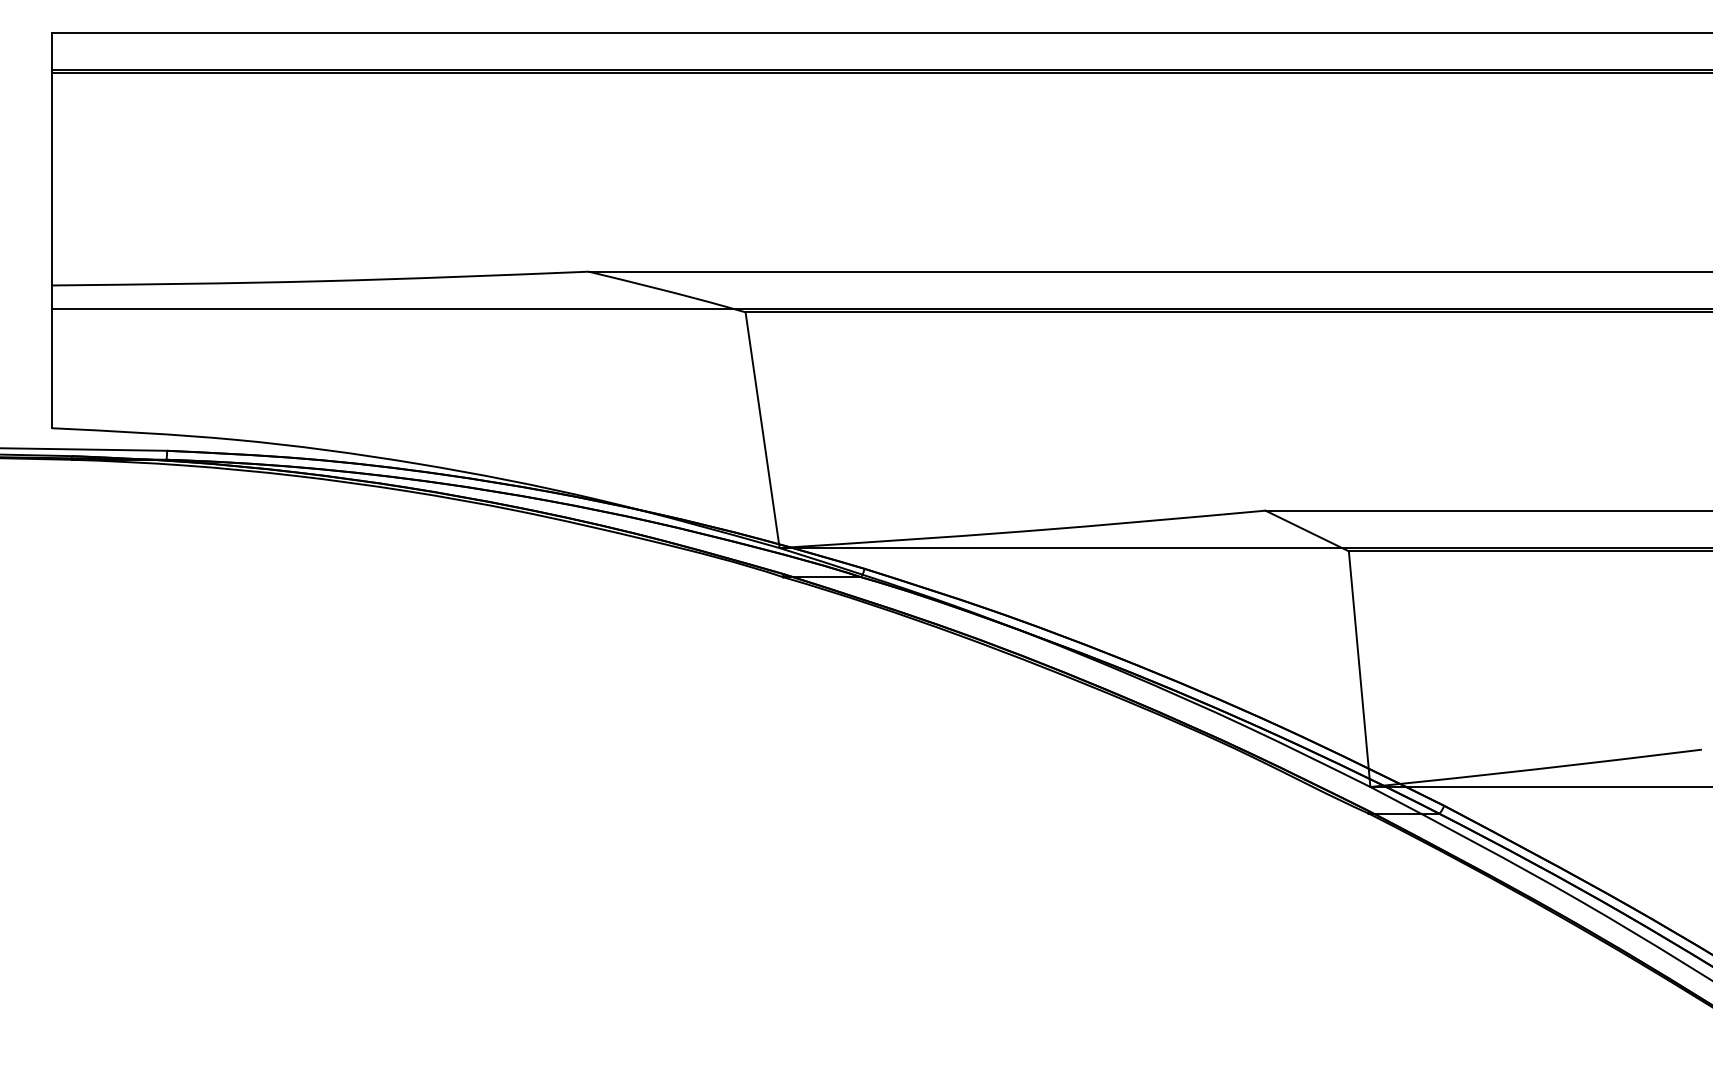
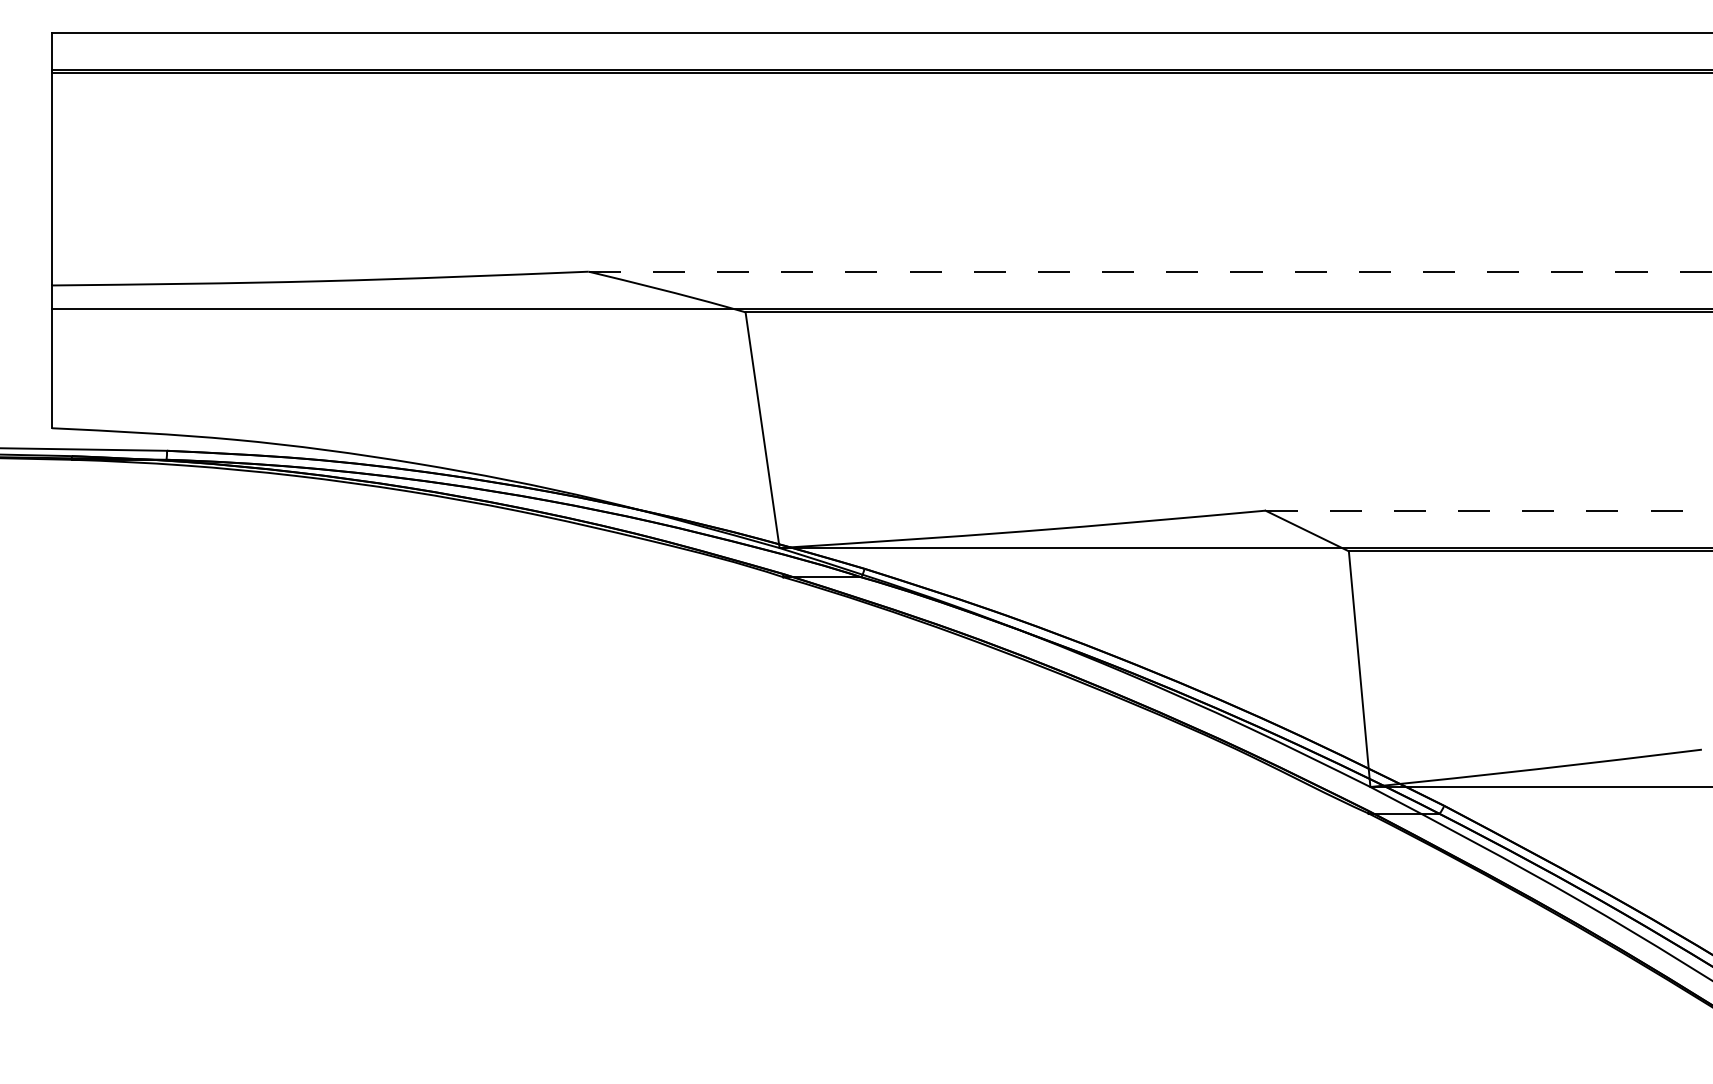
line: solid -> dashed (1150, 271)
line: solid -> dashed (1489, 510)
